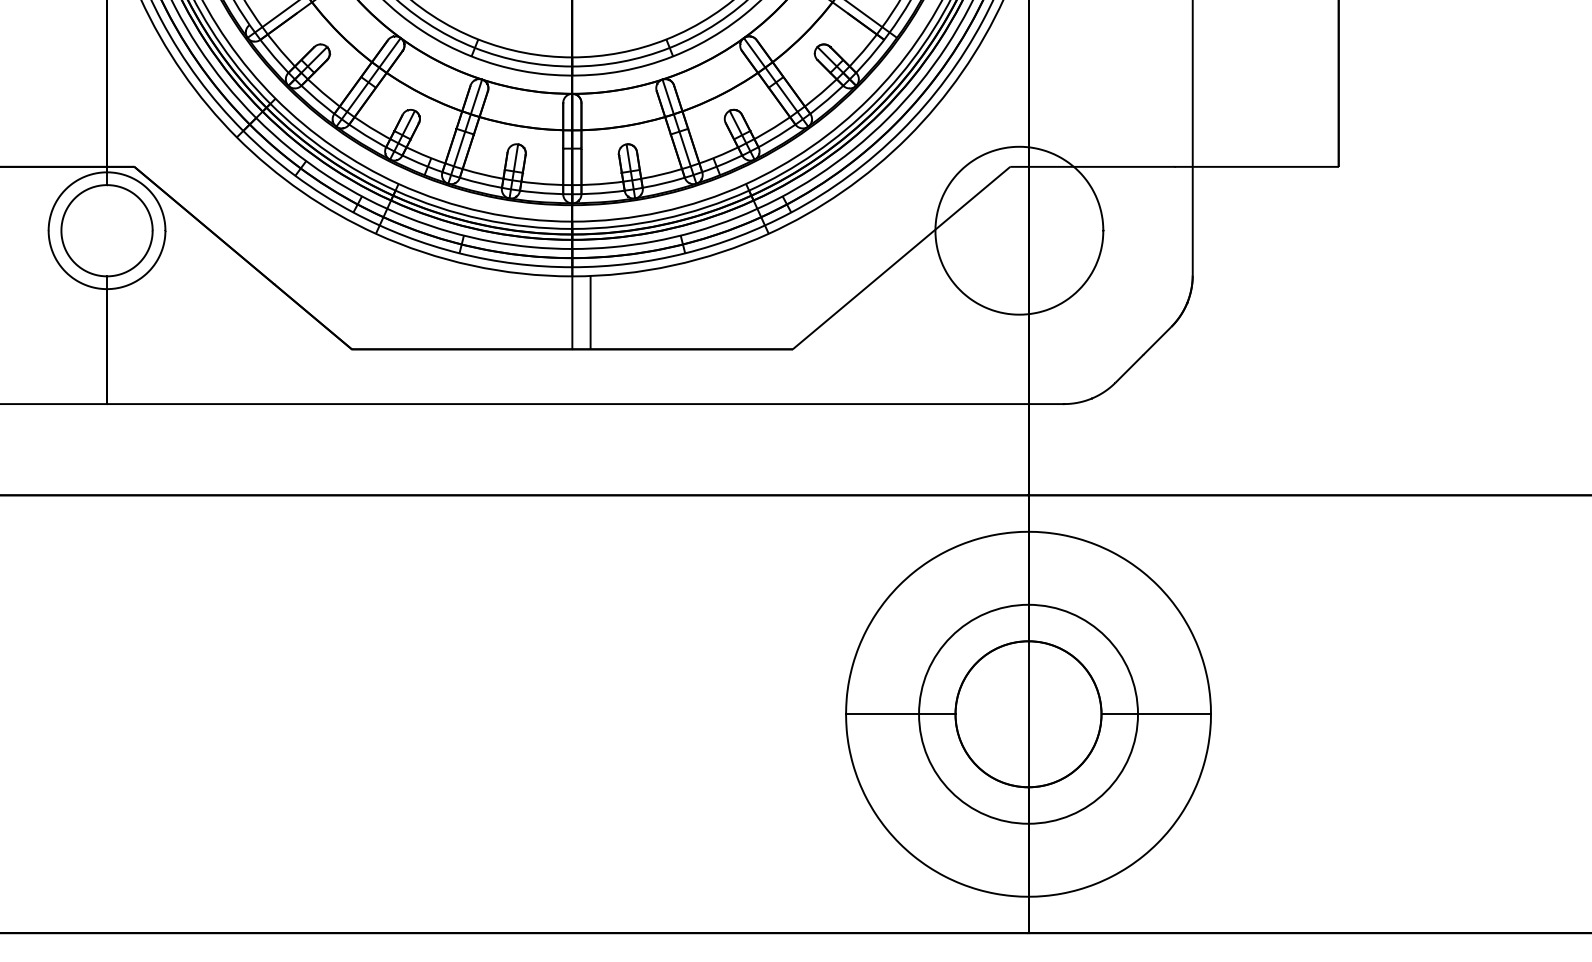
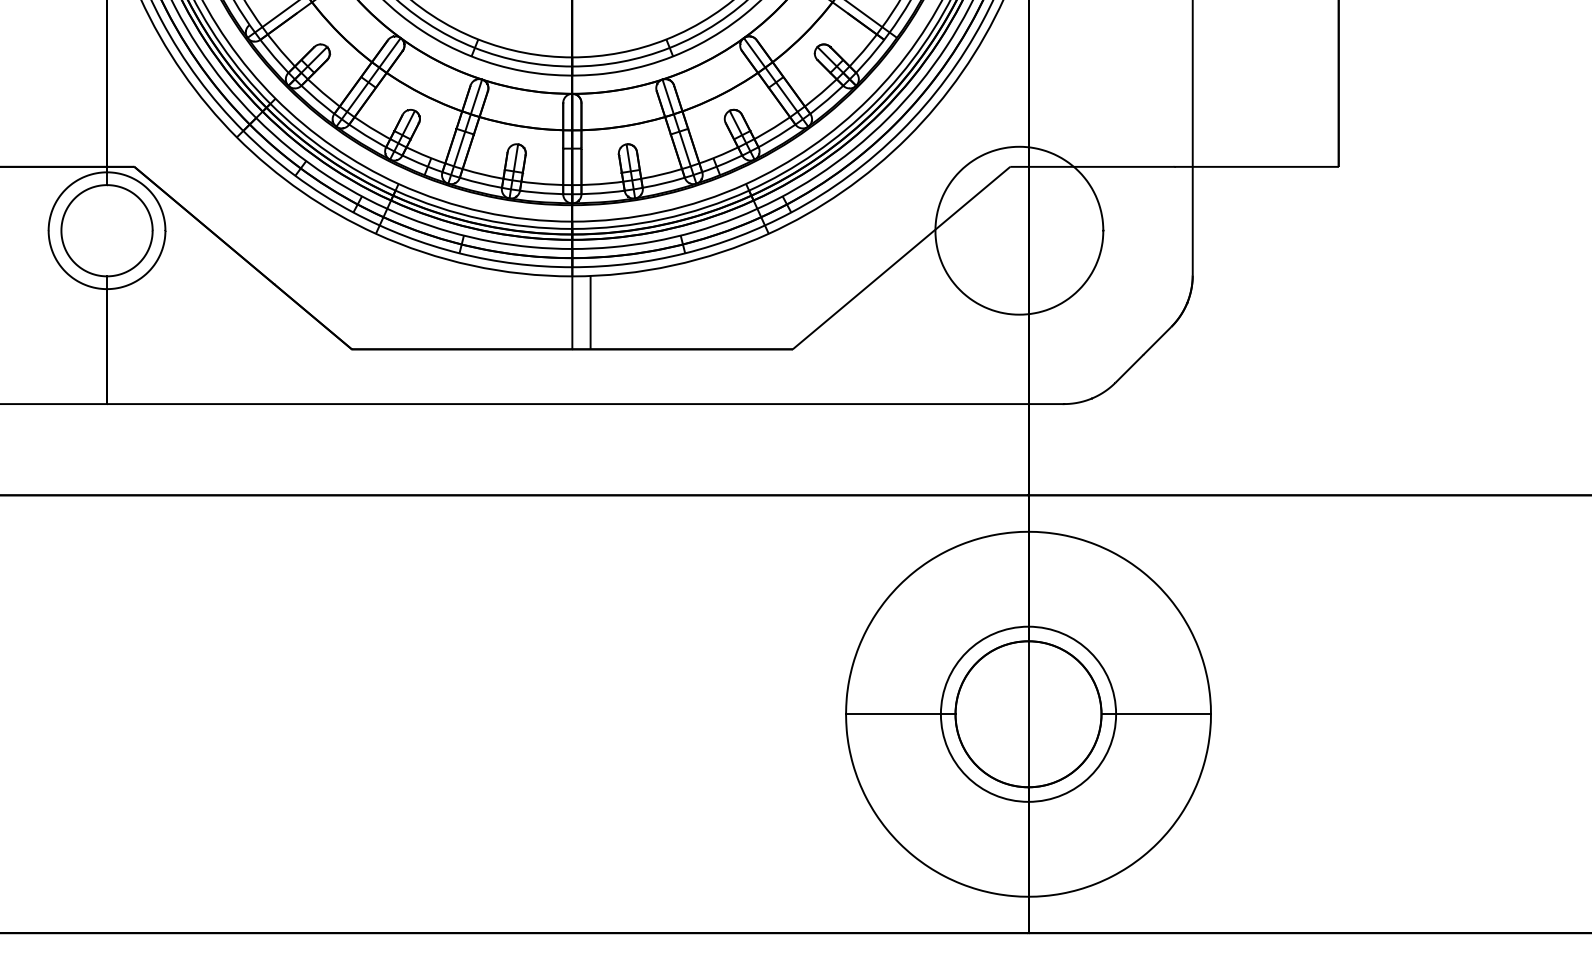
circle diameter: 219 px -> 175 px (1028, 713)
